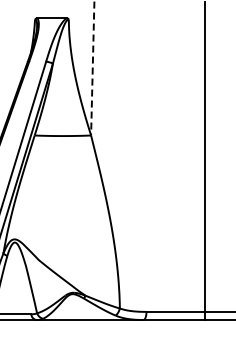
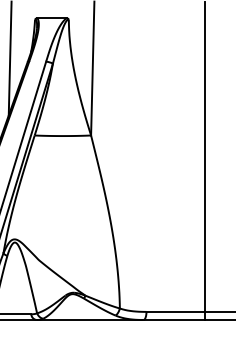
line: none -> present (9, 58)
line: dashed -> solid (92, 68)
